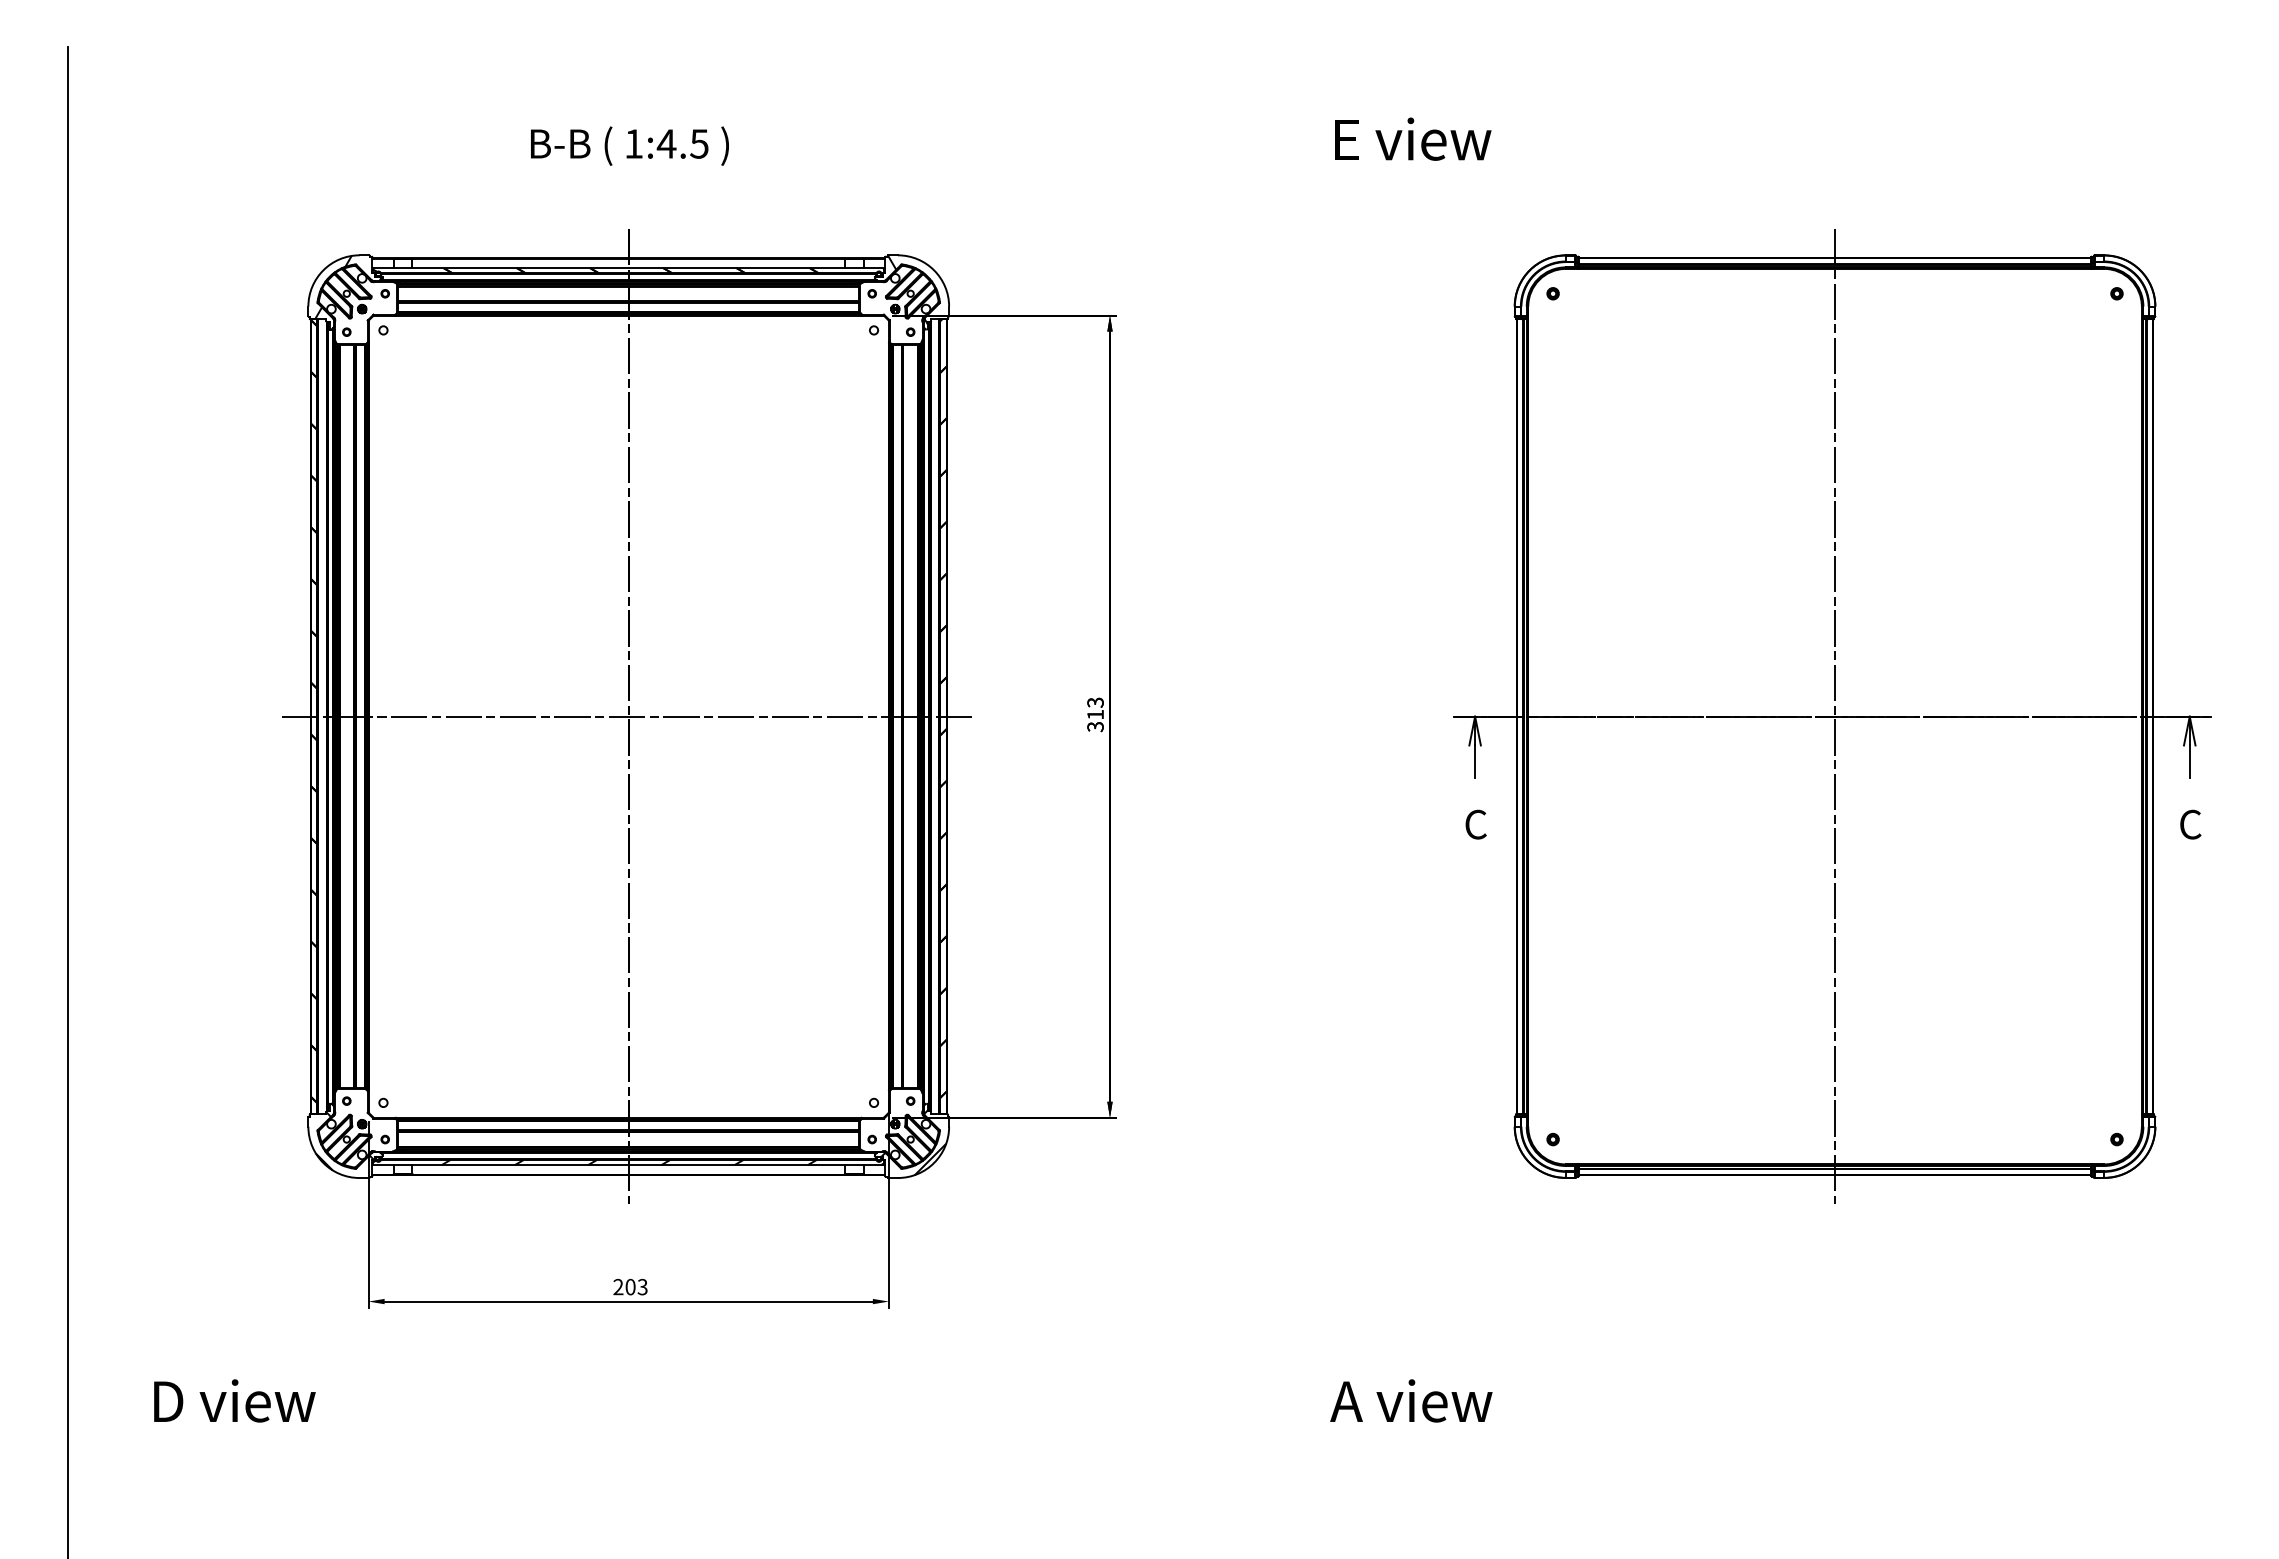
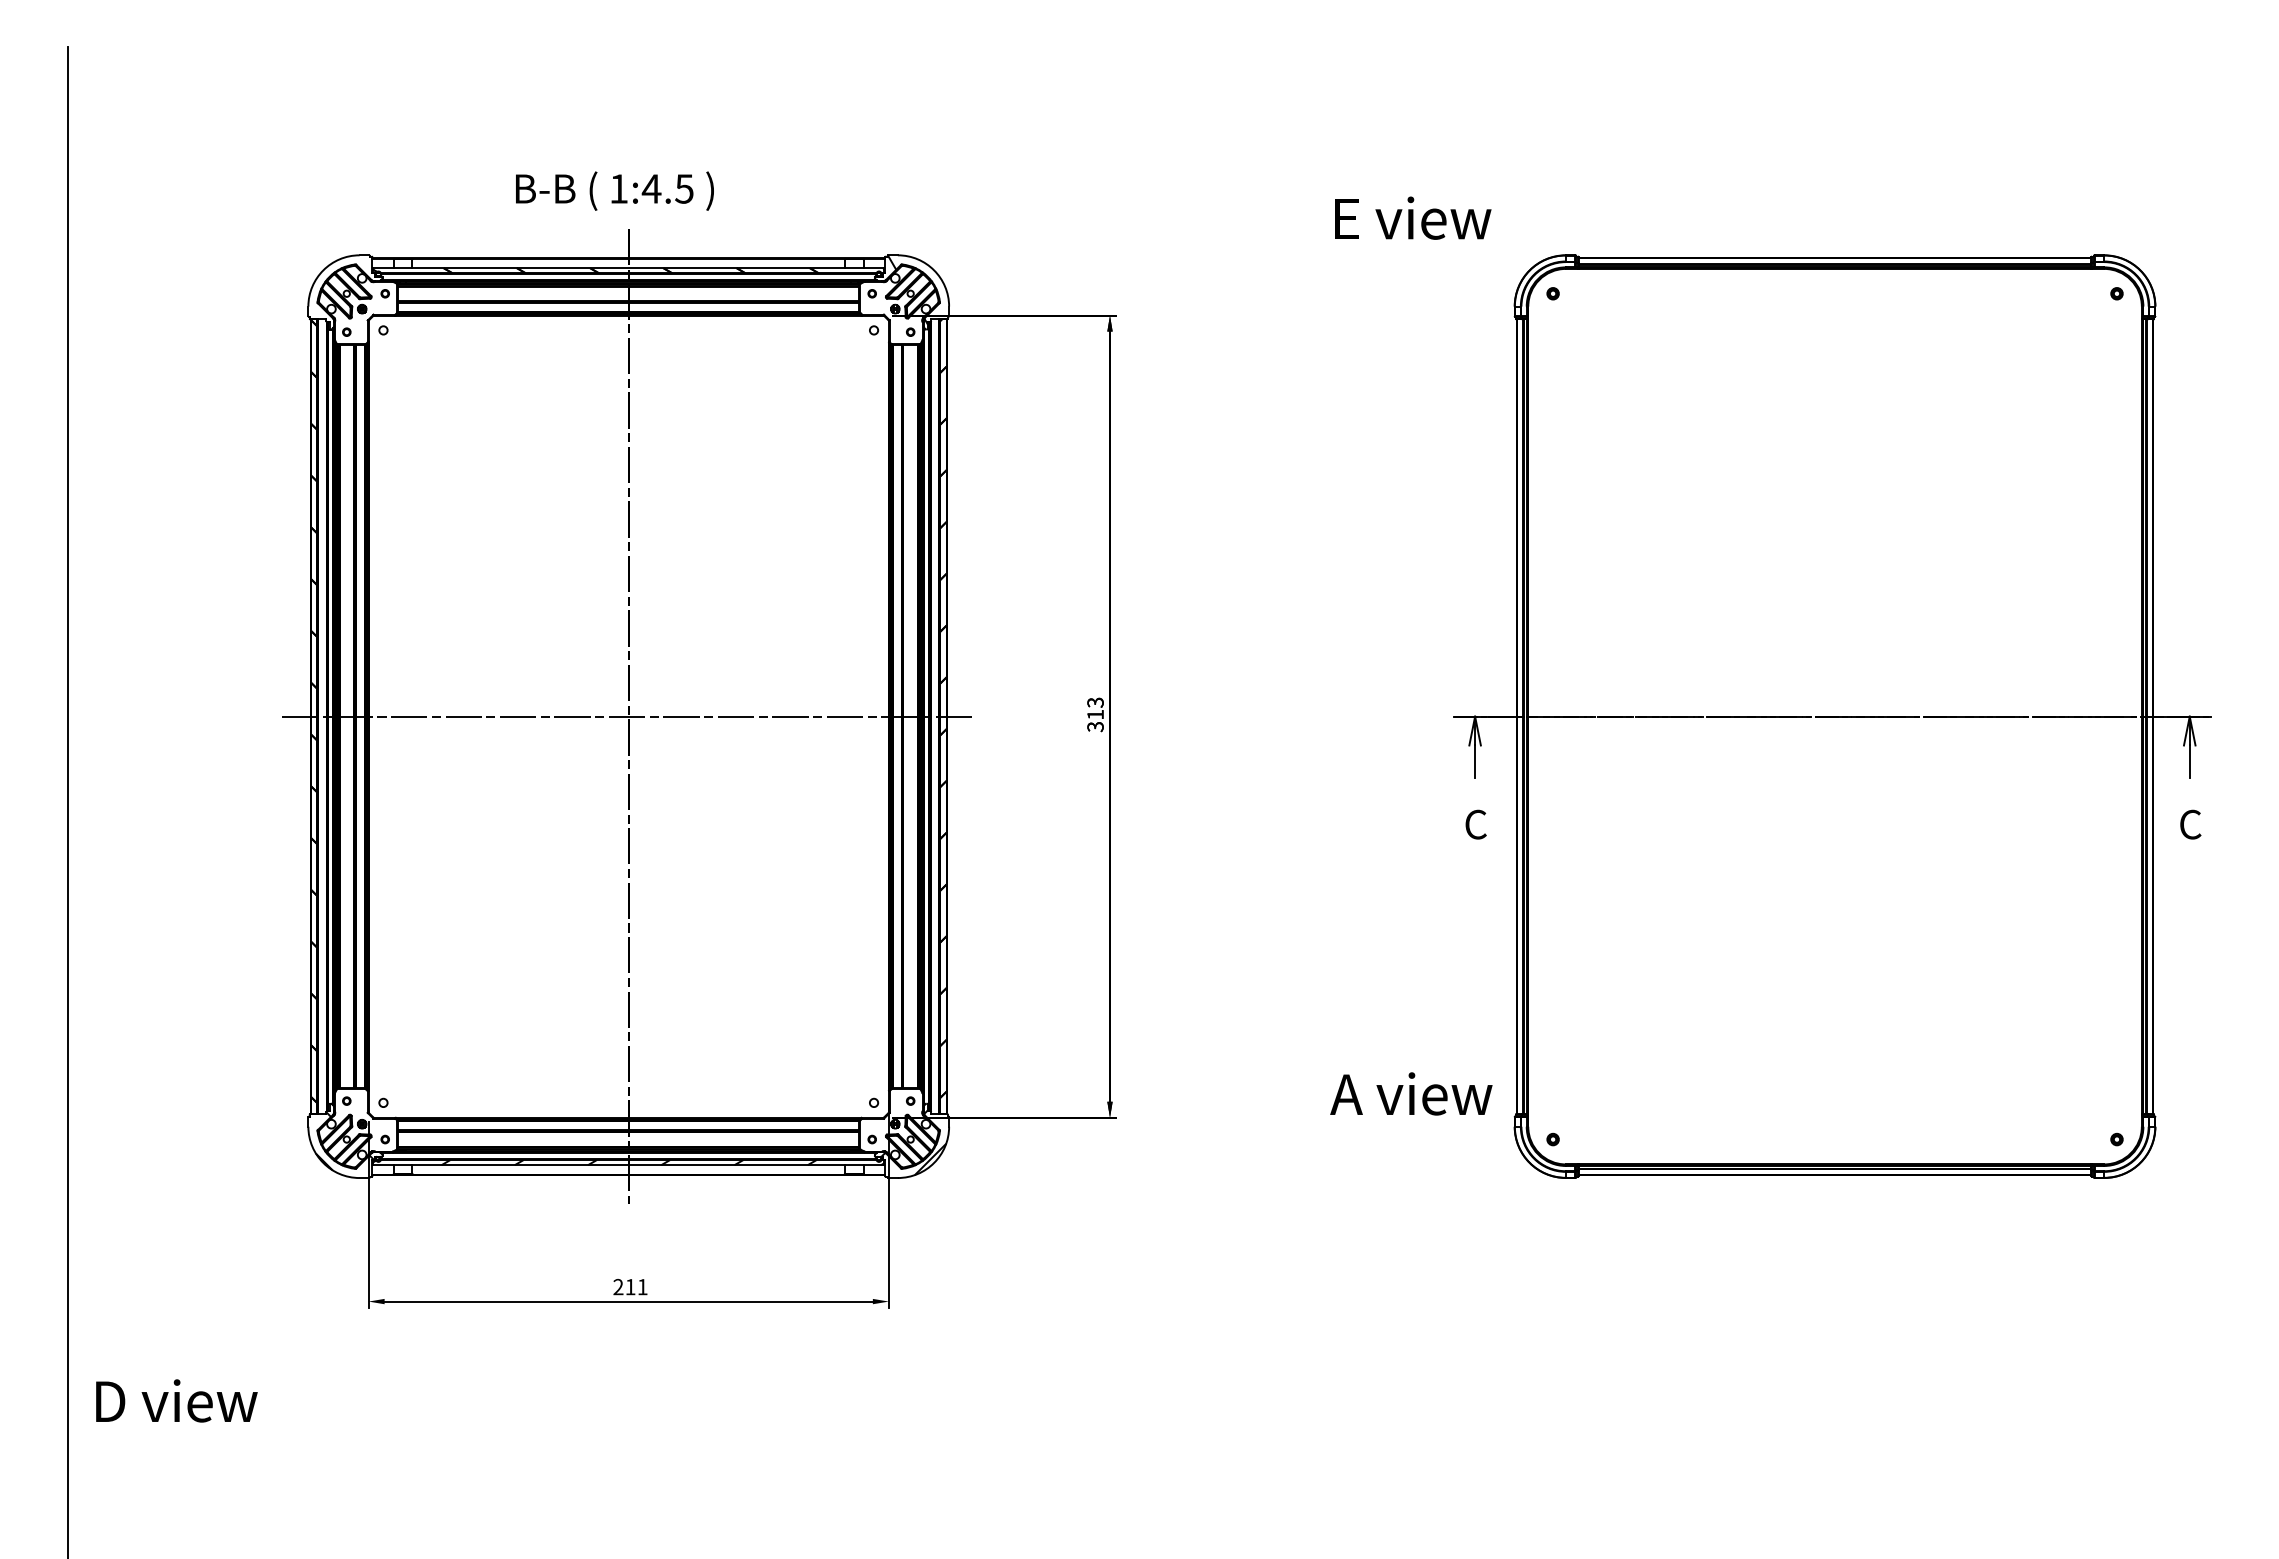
text position: (1413, 138) -> (1413, 217) (1413, 217)
text position: (629, 145) -> (614, 190) (614, 190)
hatch: present -> none (348, 287)
line: present -> none (1835, 716)
text: 203 -> 211 (636, 1286)
text position: (234, 1400) -> (176, 1400) (176, 1400)
text position: (1411, 1400) -> (1411, 1093) (1411, 1093)
